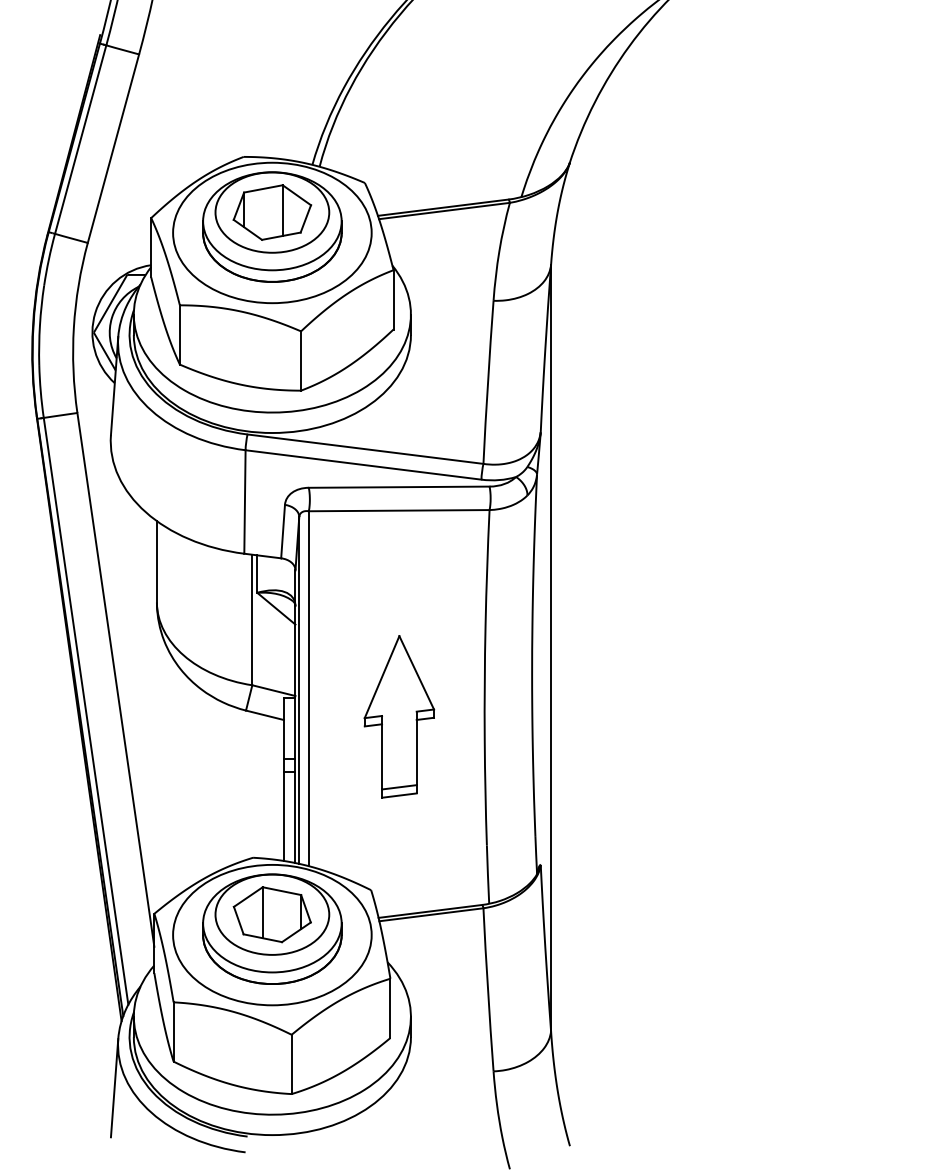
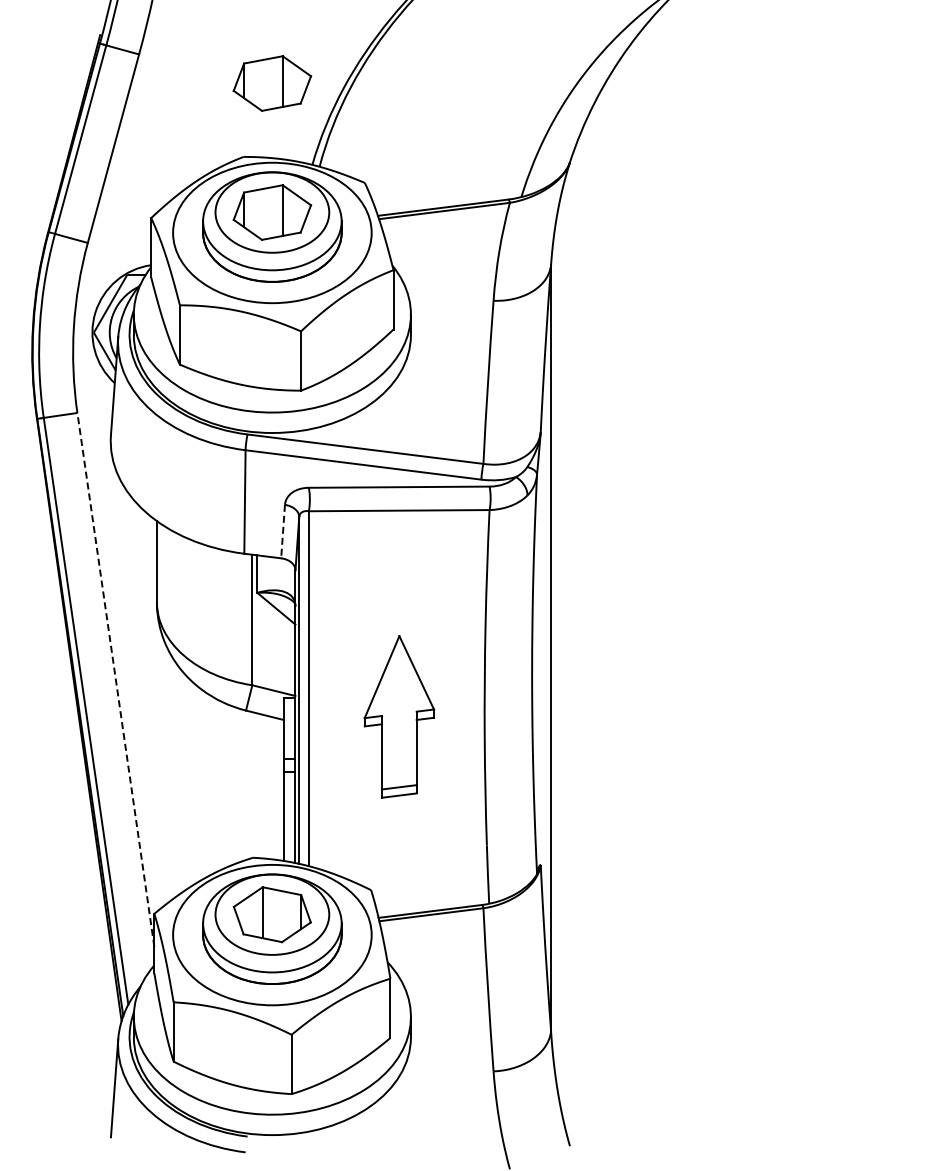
part: none -> present (272, 83)
line: solid -> dashed (283, 531)
line: solid -> dashed (115, 679)
